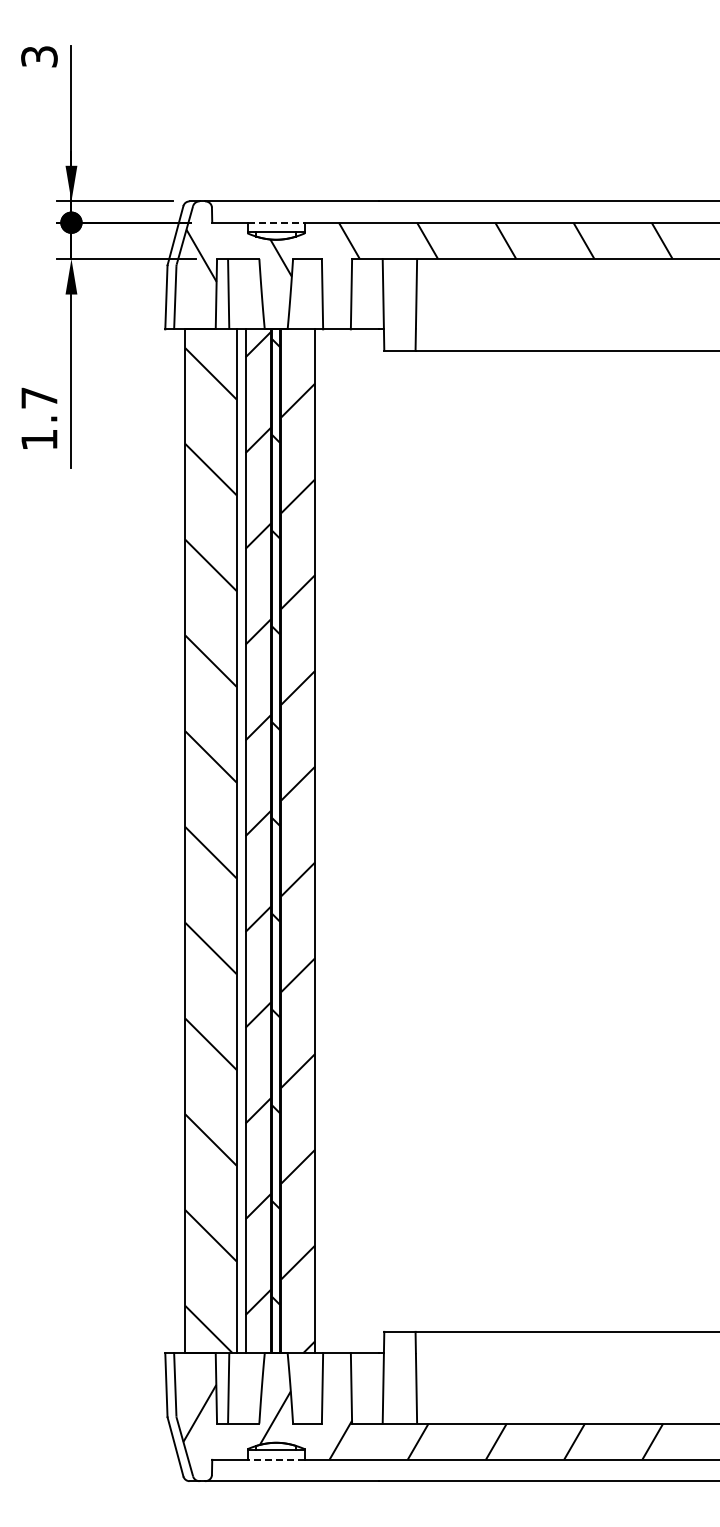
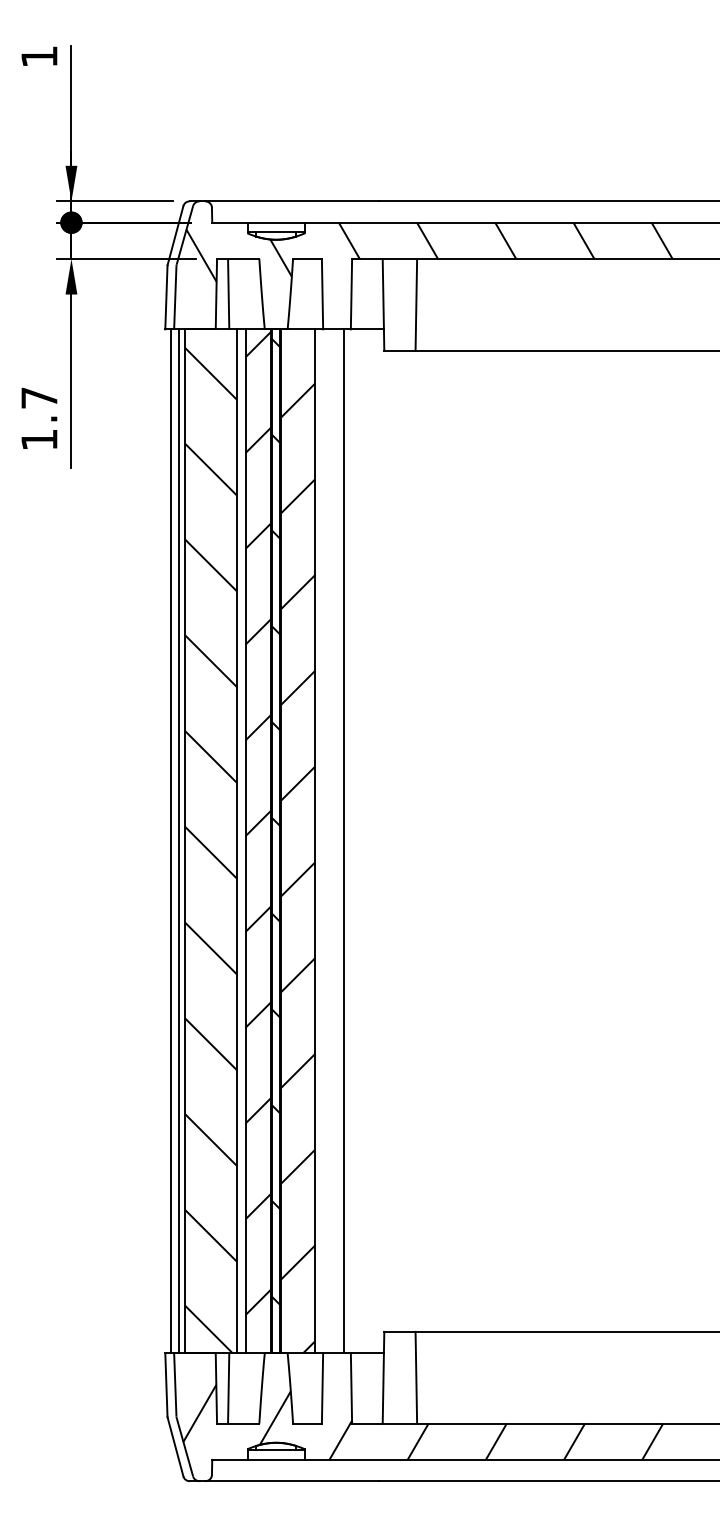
text: 3 -> 1 (39, 56)
line: dashed -> solid (276, 222)
line: none -> present (170, 841)
line: none -> present (178, 841)
line: none -> present (344, 841)
line: dashed -> solid (276, 1459)
